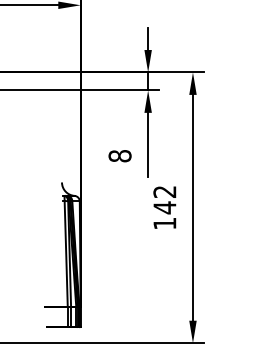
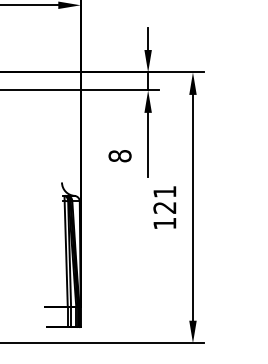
text: 142 -> 121 (164, 200)
